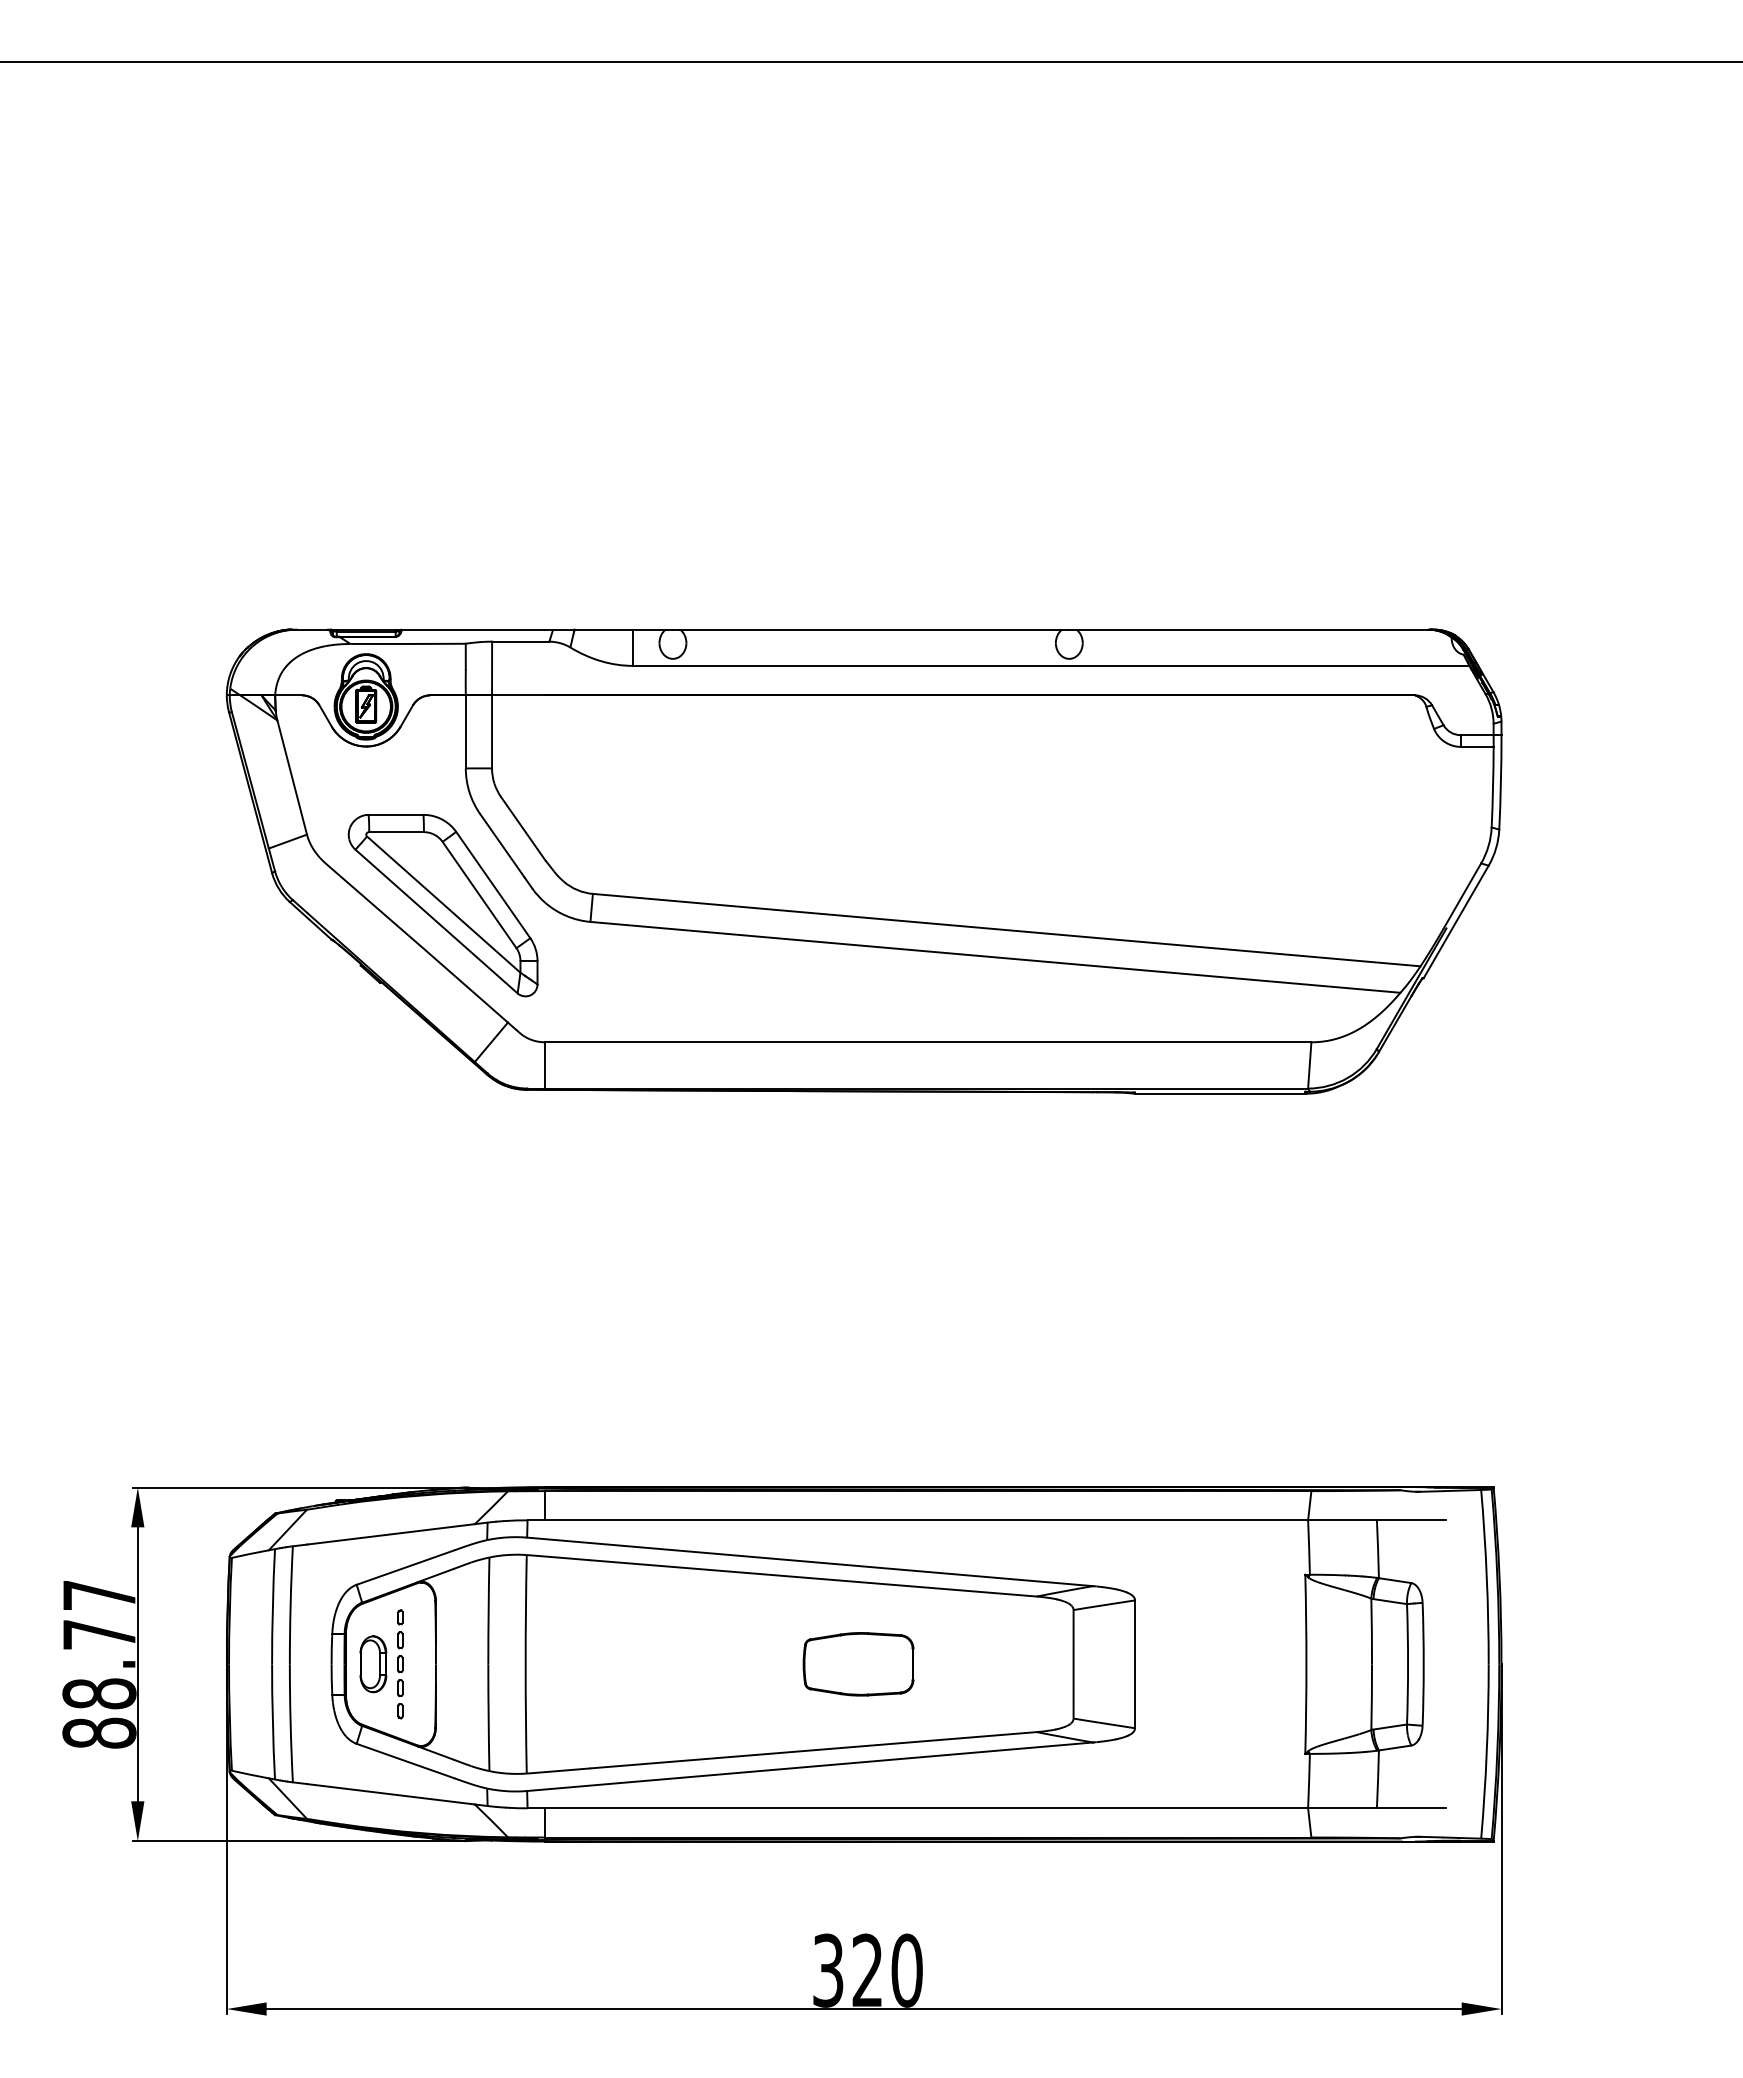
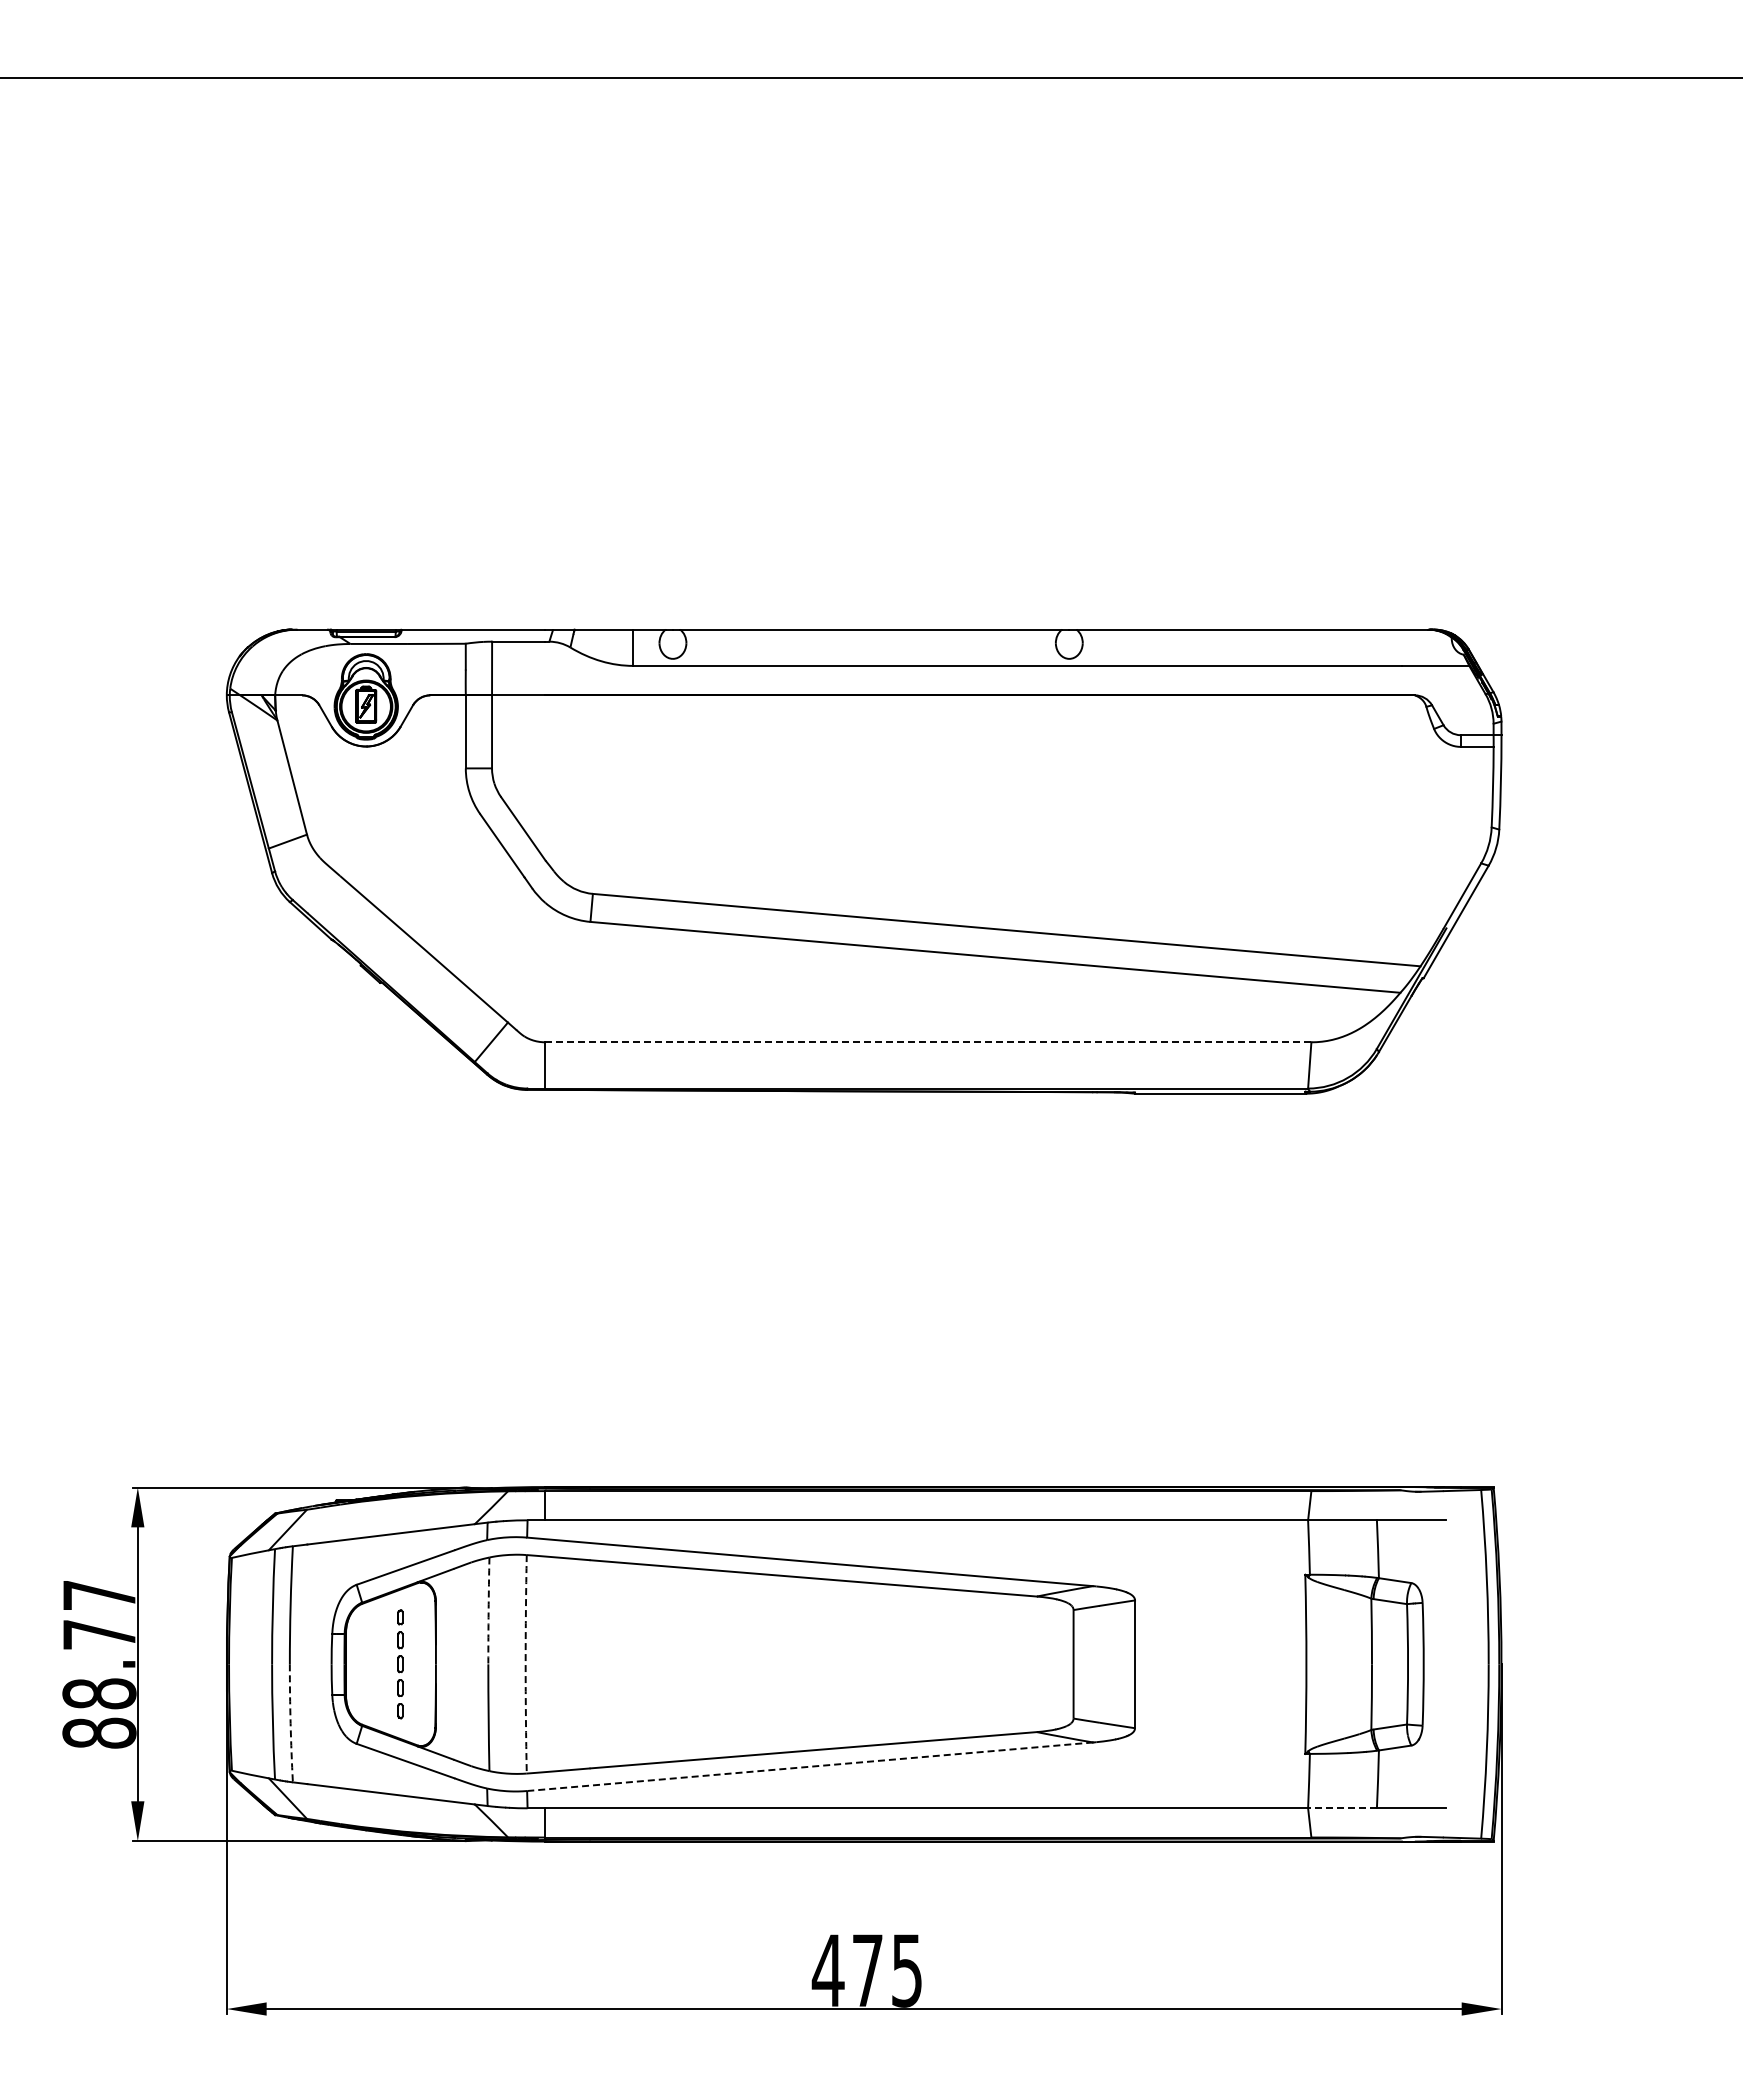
line position: (870, 62) -> (870, 78) (870, 78)
part: present -> none (442, 905)
line: solid -> dashed (928, 1042)
arc: solid -> dashed (488, 1610)
part: present -> none (373, 1664)
arc: solid -> dashed (525, 1664)
part: present -> none (858, 1664)
arc: solid -> dashed (290, 1723)
line: solid -> dashed (809, 1766)
line: solid -> dashed (1342, 1808)
text: 320 -> 475 (866, 1970)
